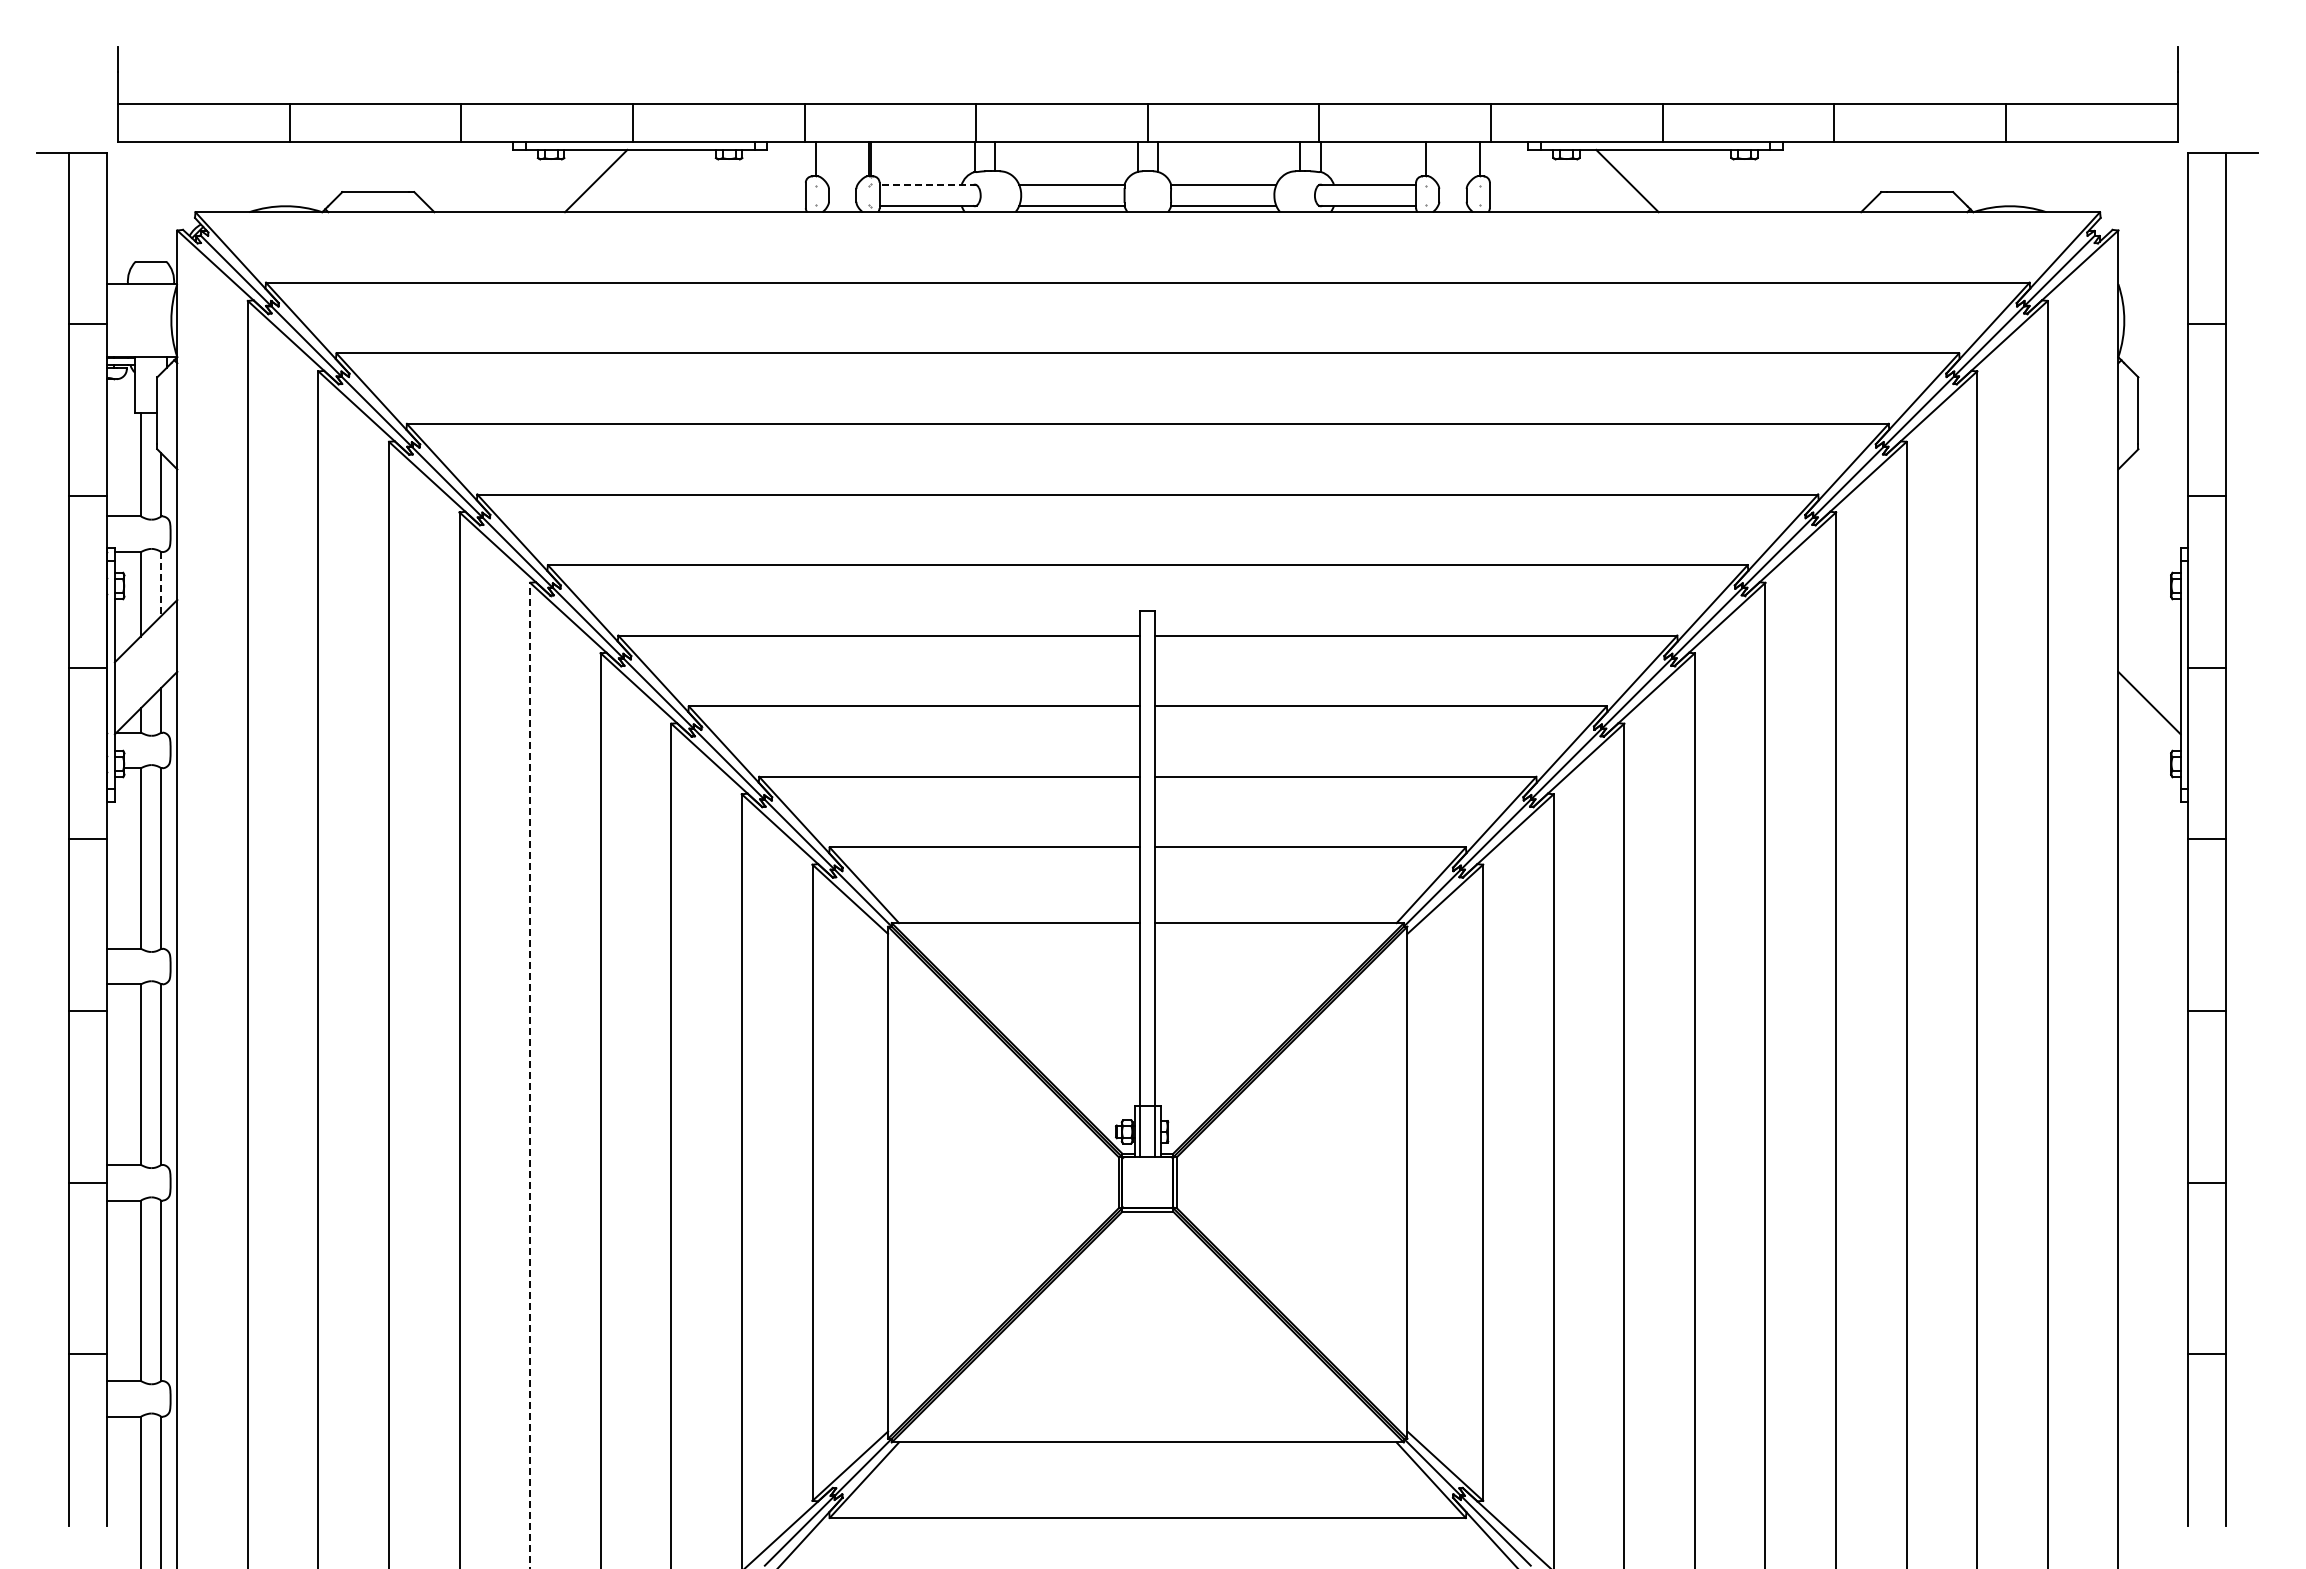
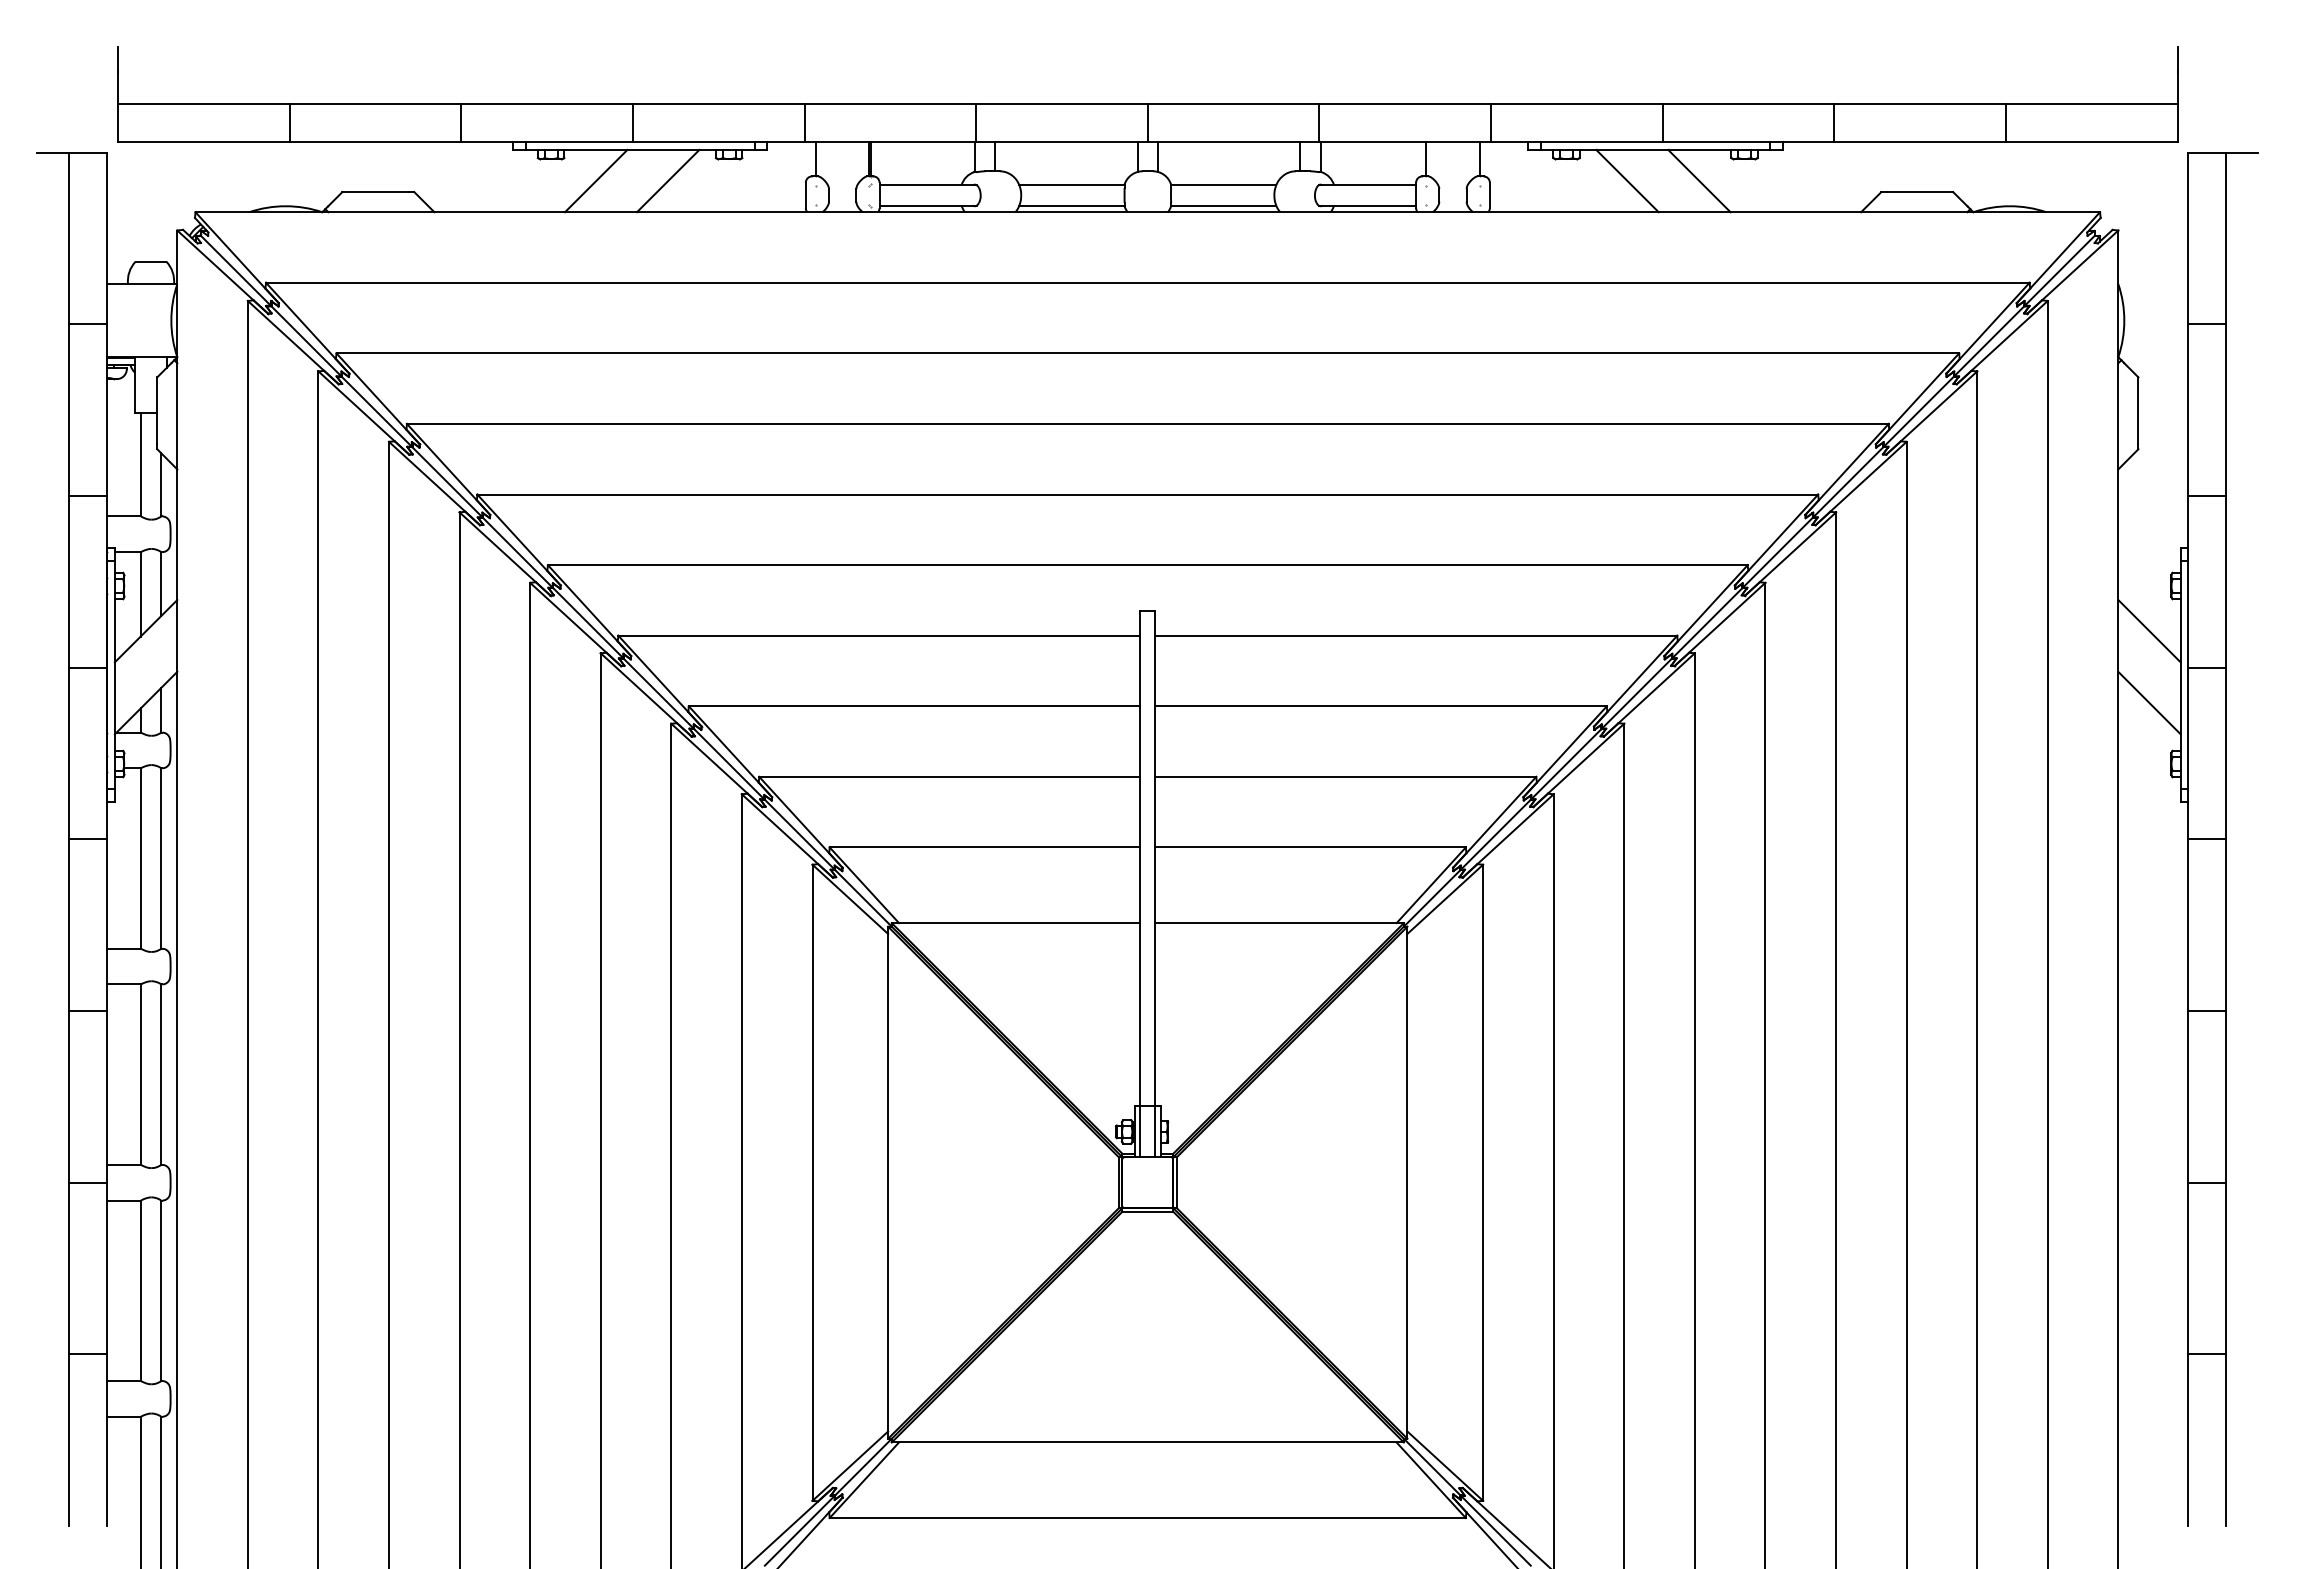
line: none -> present (667, 180)
line: none -> present (1699, 180)
line: dashed -> solid (928, 185)
line: dashed -> solid (161, 584)
line: none -> present (2149, 631)
line: dashed -> solid (530, 1075)
